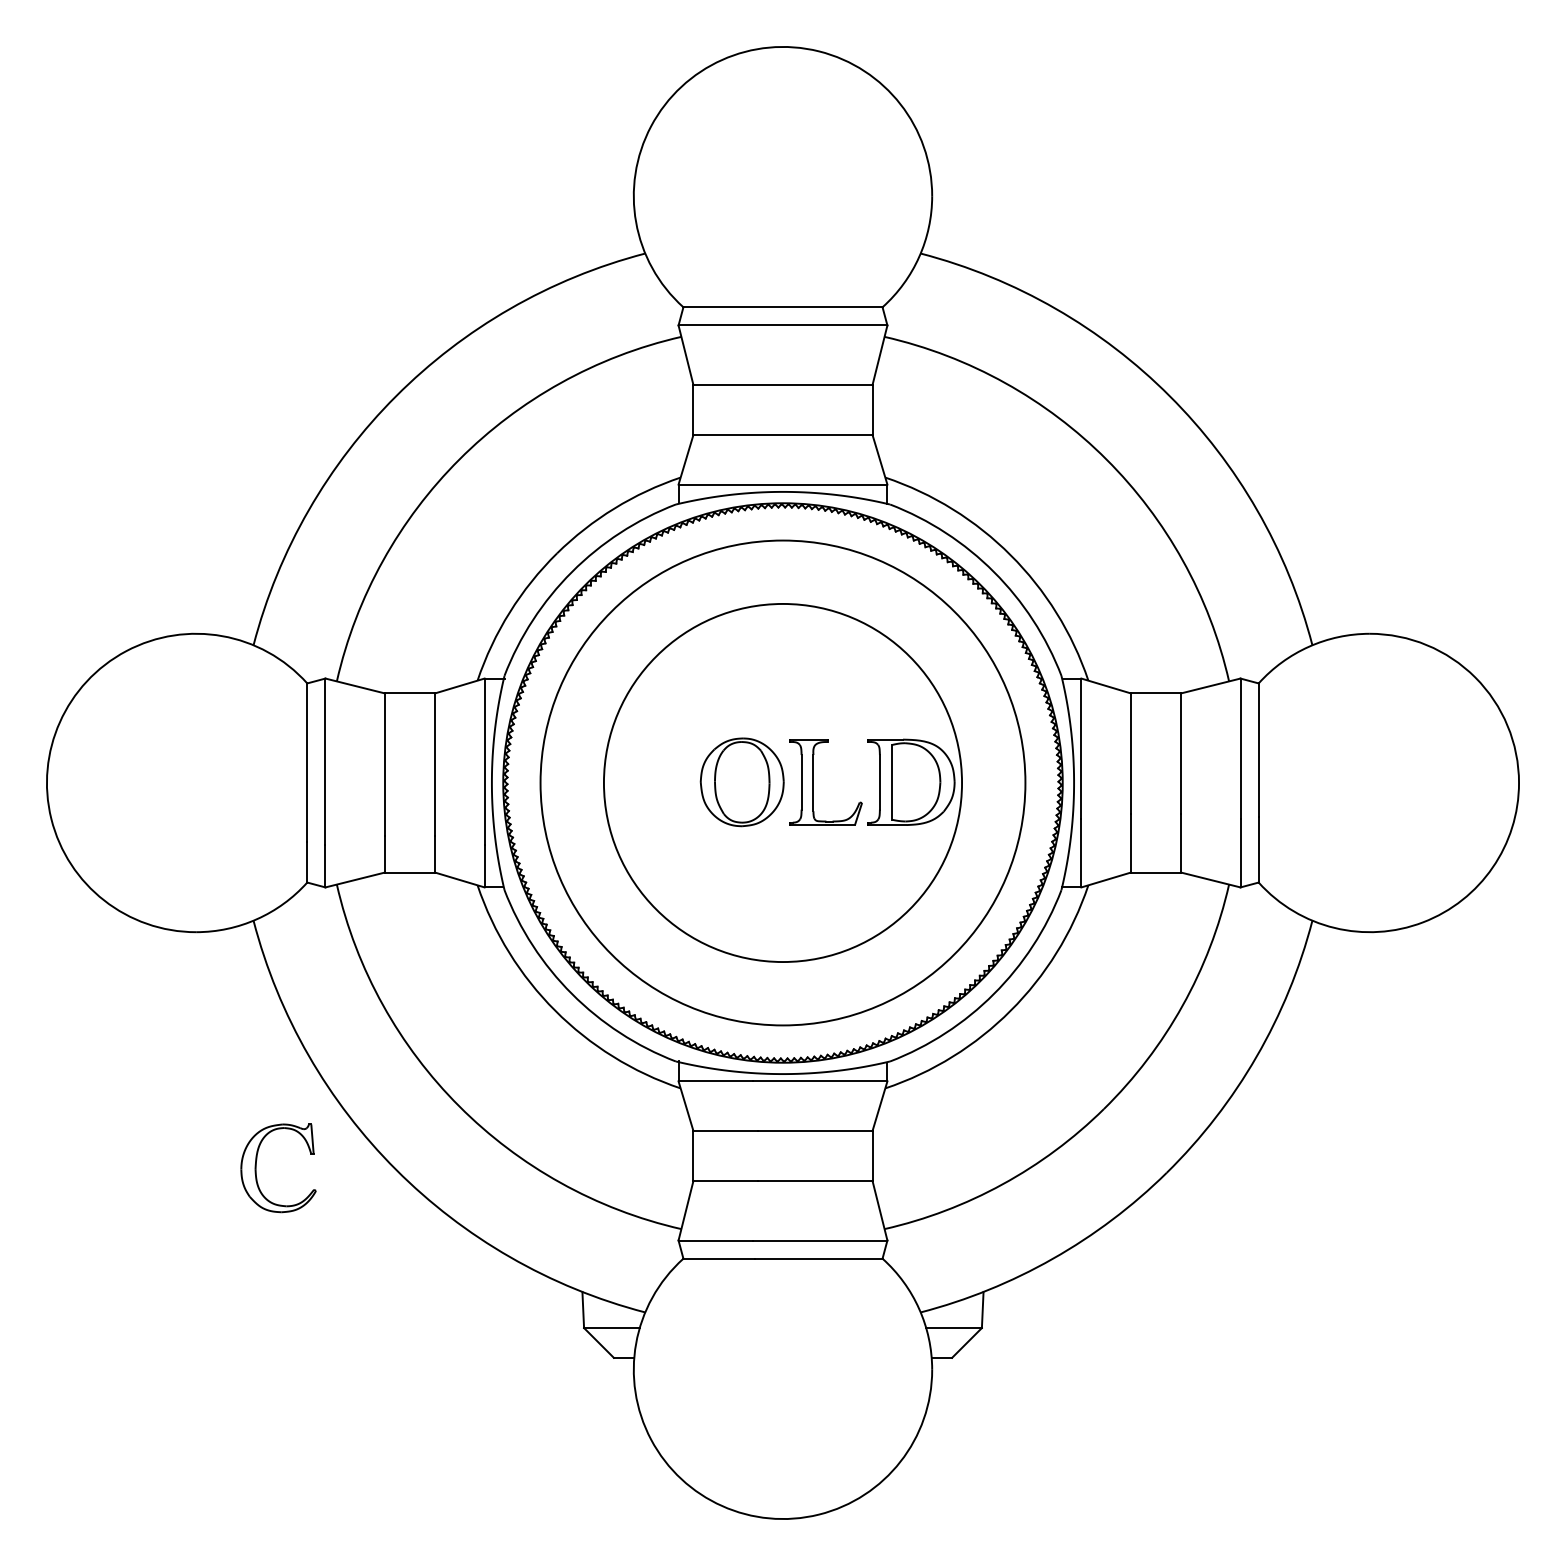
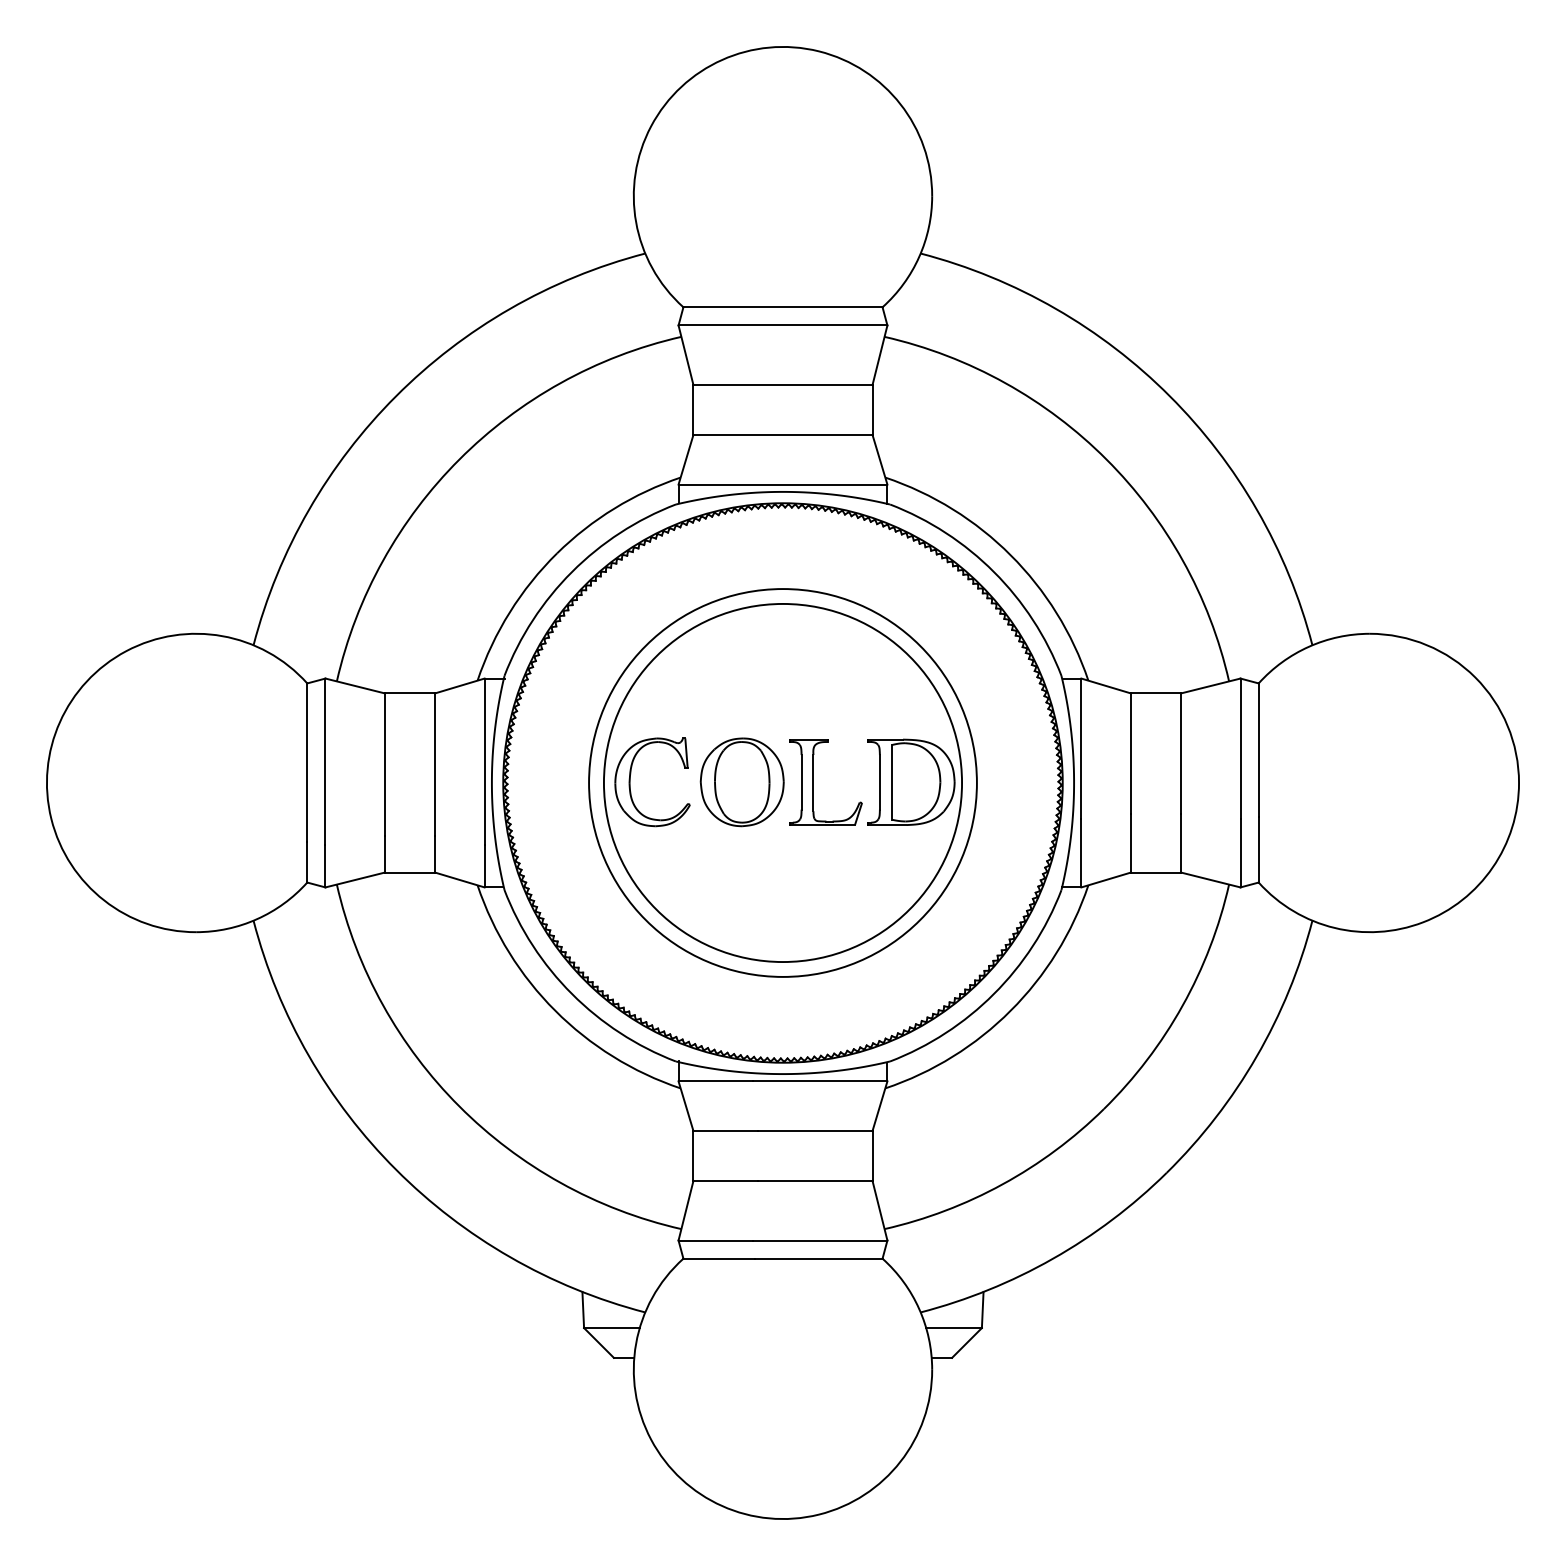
circle diameter: 485 px -> 388 px (782, 782)
part position: (256, 1168) -> (630, 782) (630, 782)
